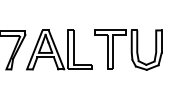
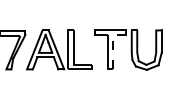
line: solid -> dashed (113, 44)
